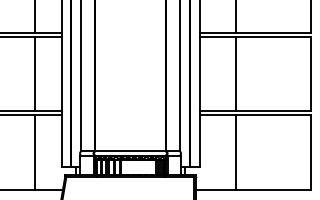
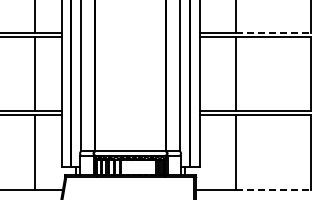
line: solid -> dashed (273, 32)
line: solid -> dashed (273, 190)
